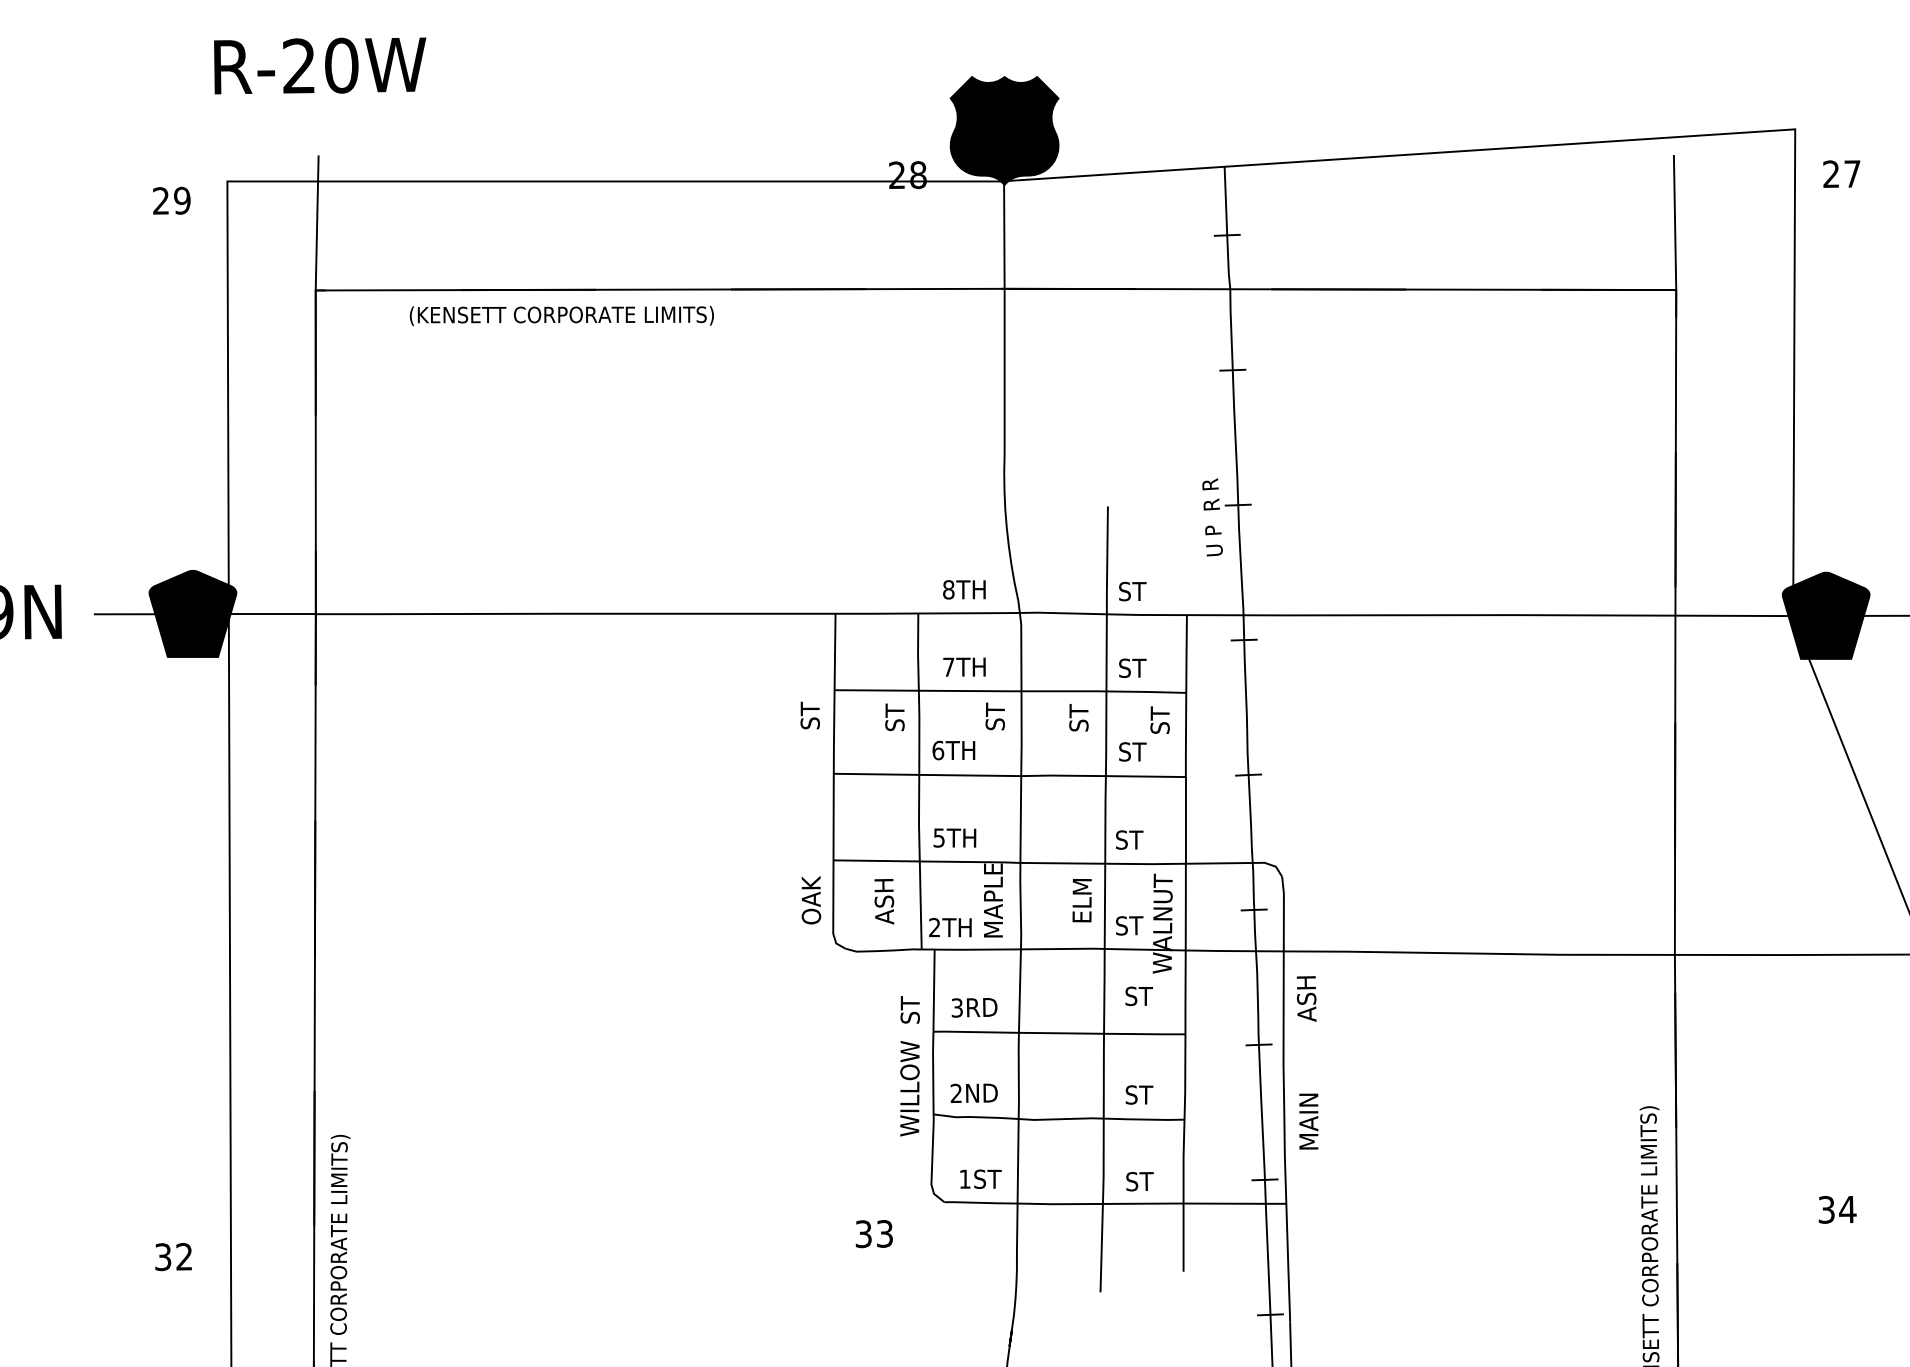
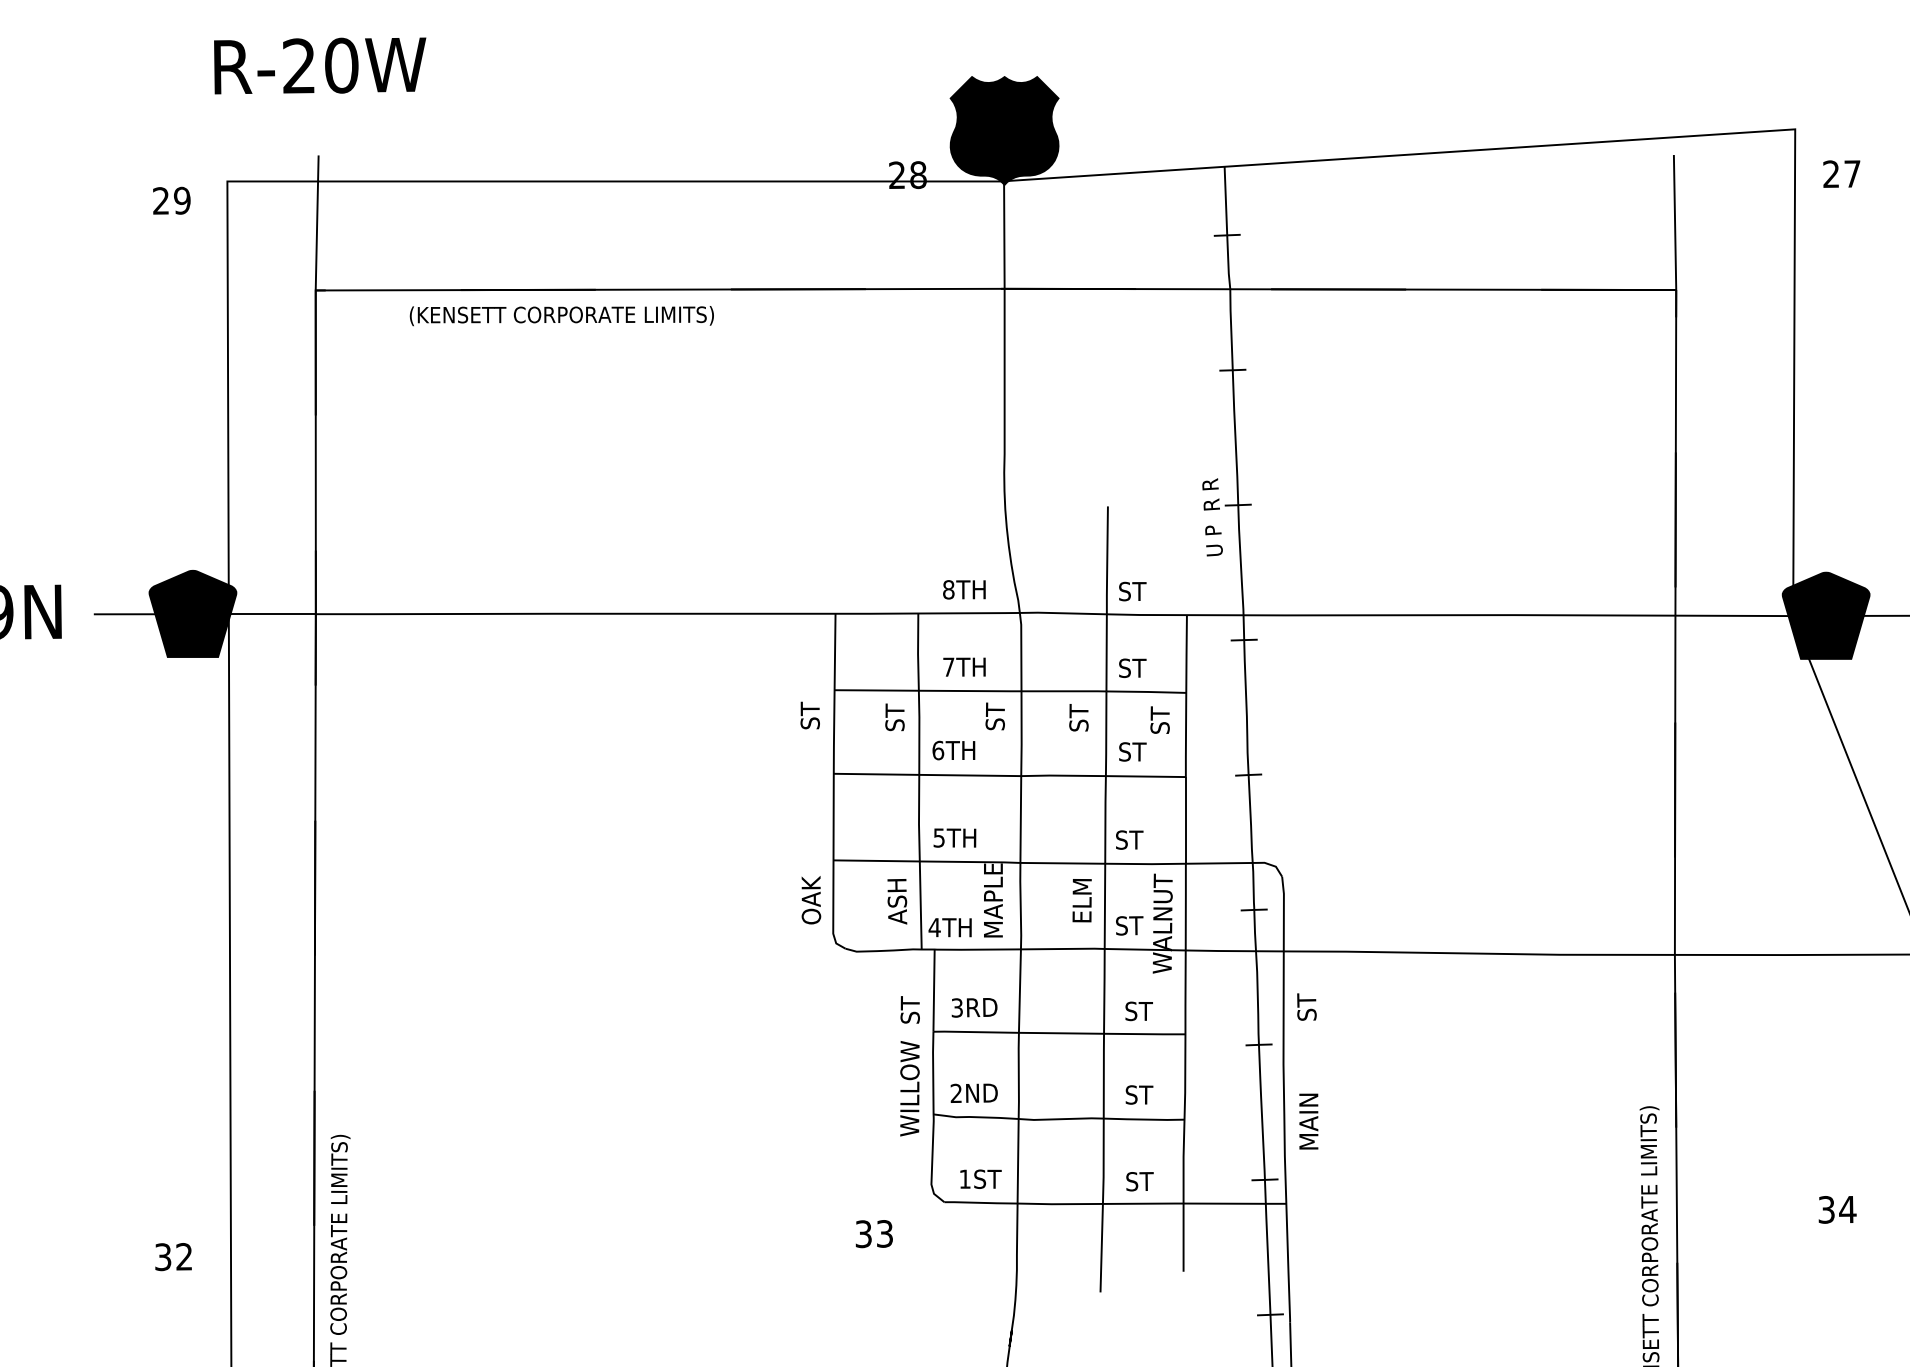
text position: (884, 901) -> (897, 901) (897, 901)
text: 2TH -> 4TH (934, 927)
text position: (1138, 996) -> (1138, 1011) (1138, 1011)
text: ASH -> ST (1306, 998)
